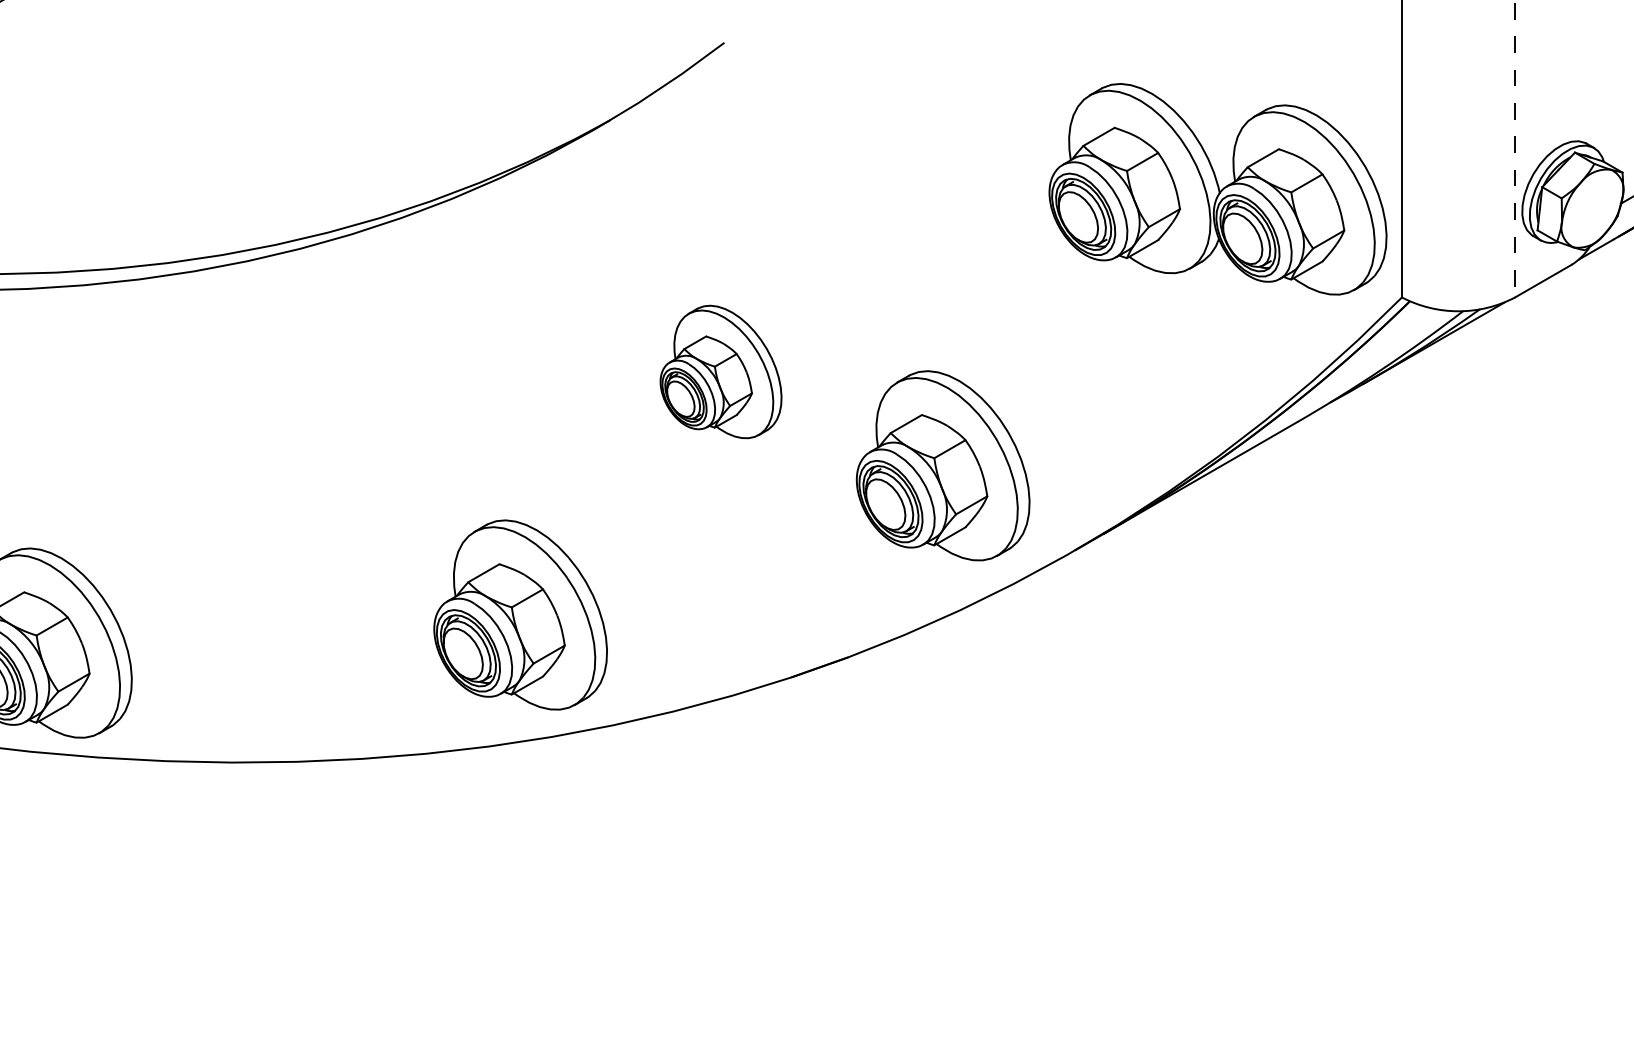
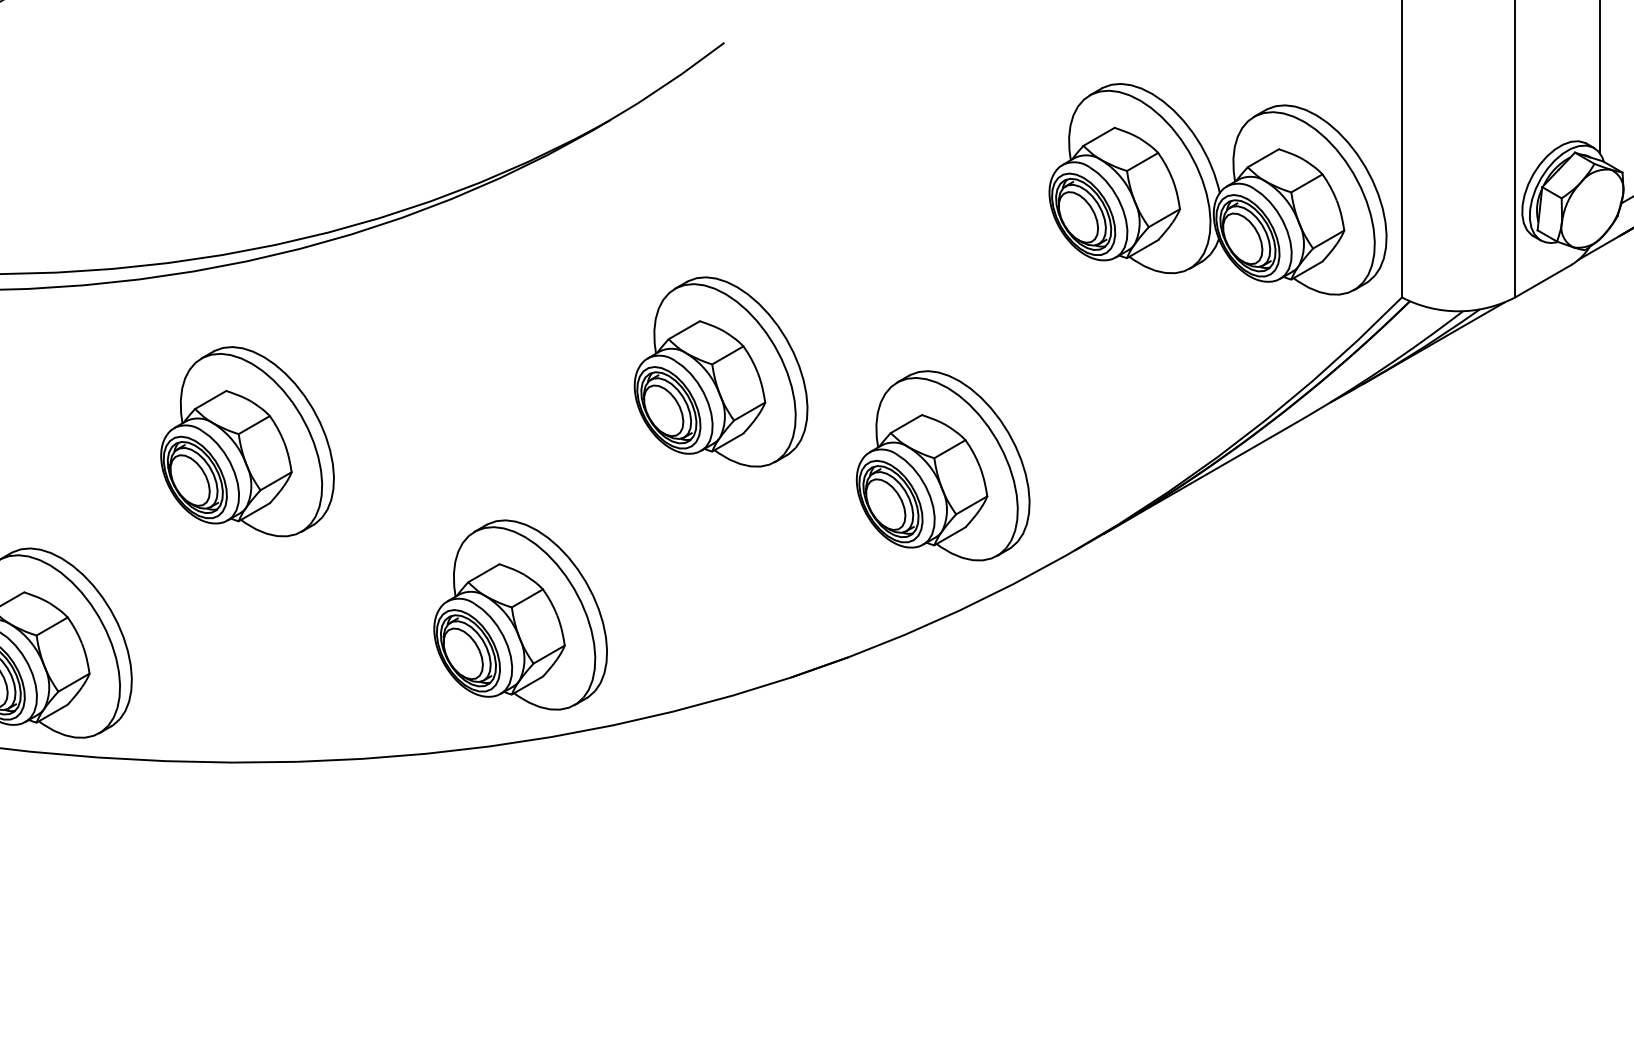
line: none -> present (1600, 77)
line: dashed -> solid (1515, 149)
part size: 124x136 px -> 176x192 px (720, 371)
part: none -> present (247, 441)
